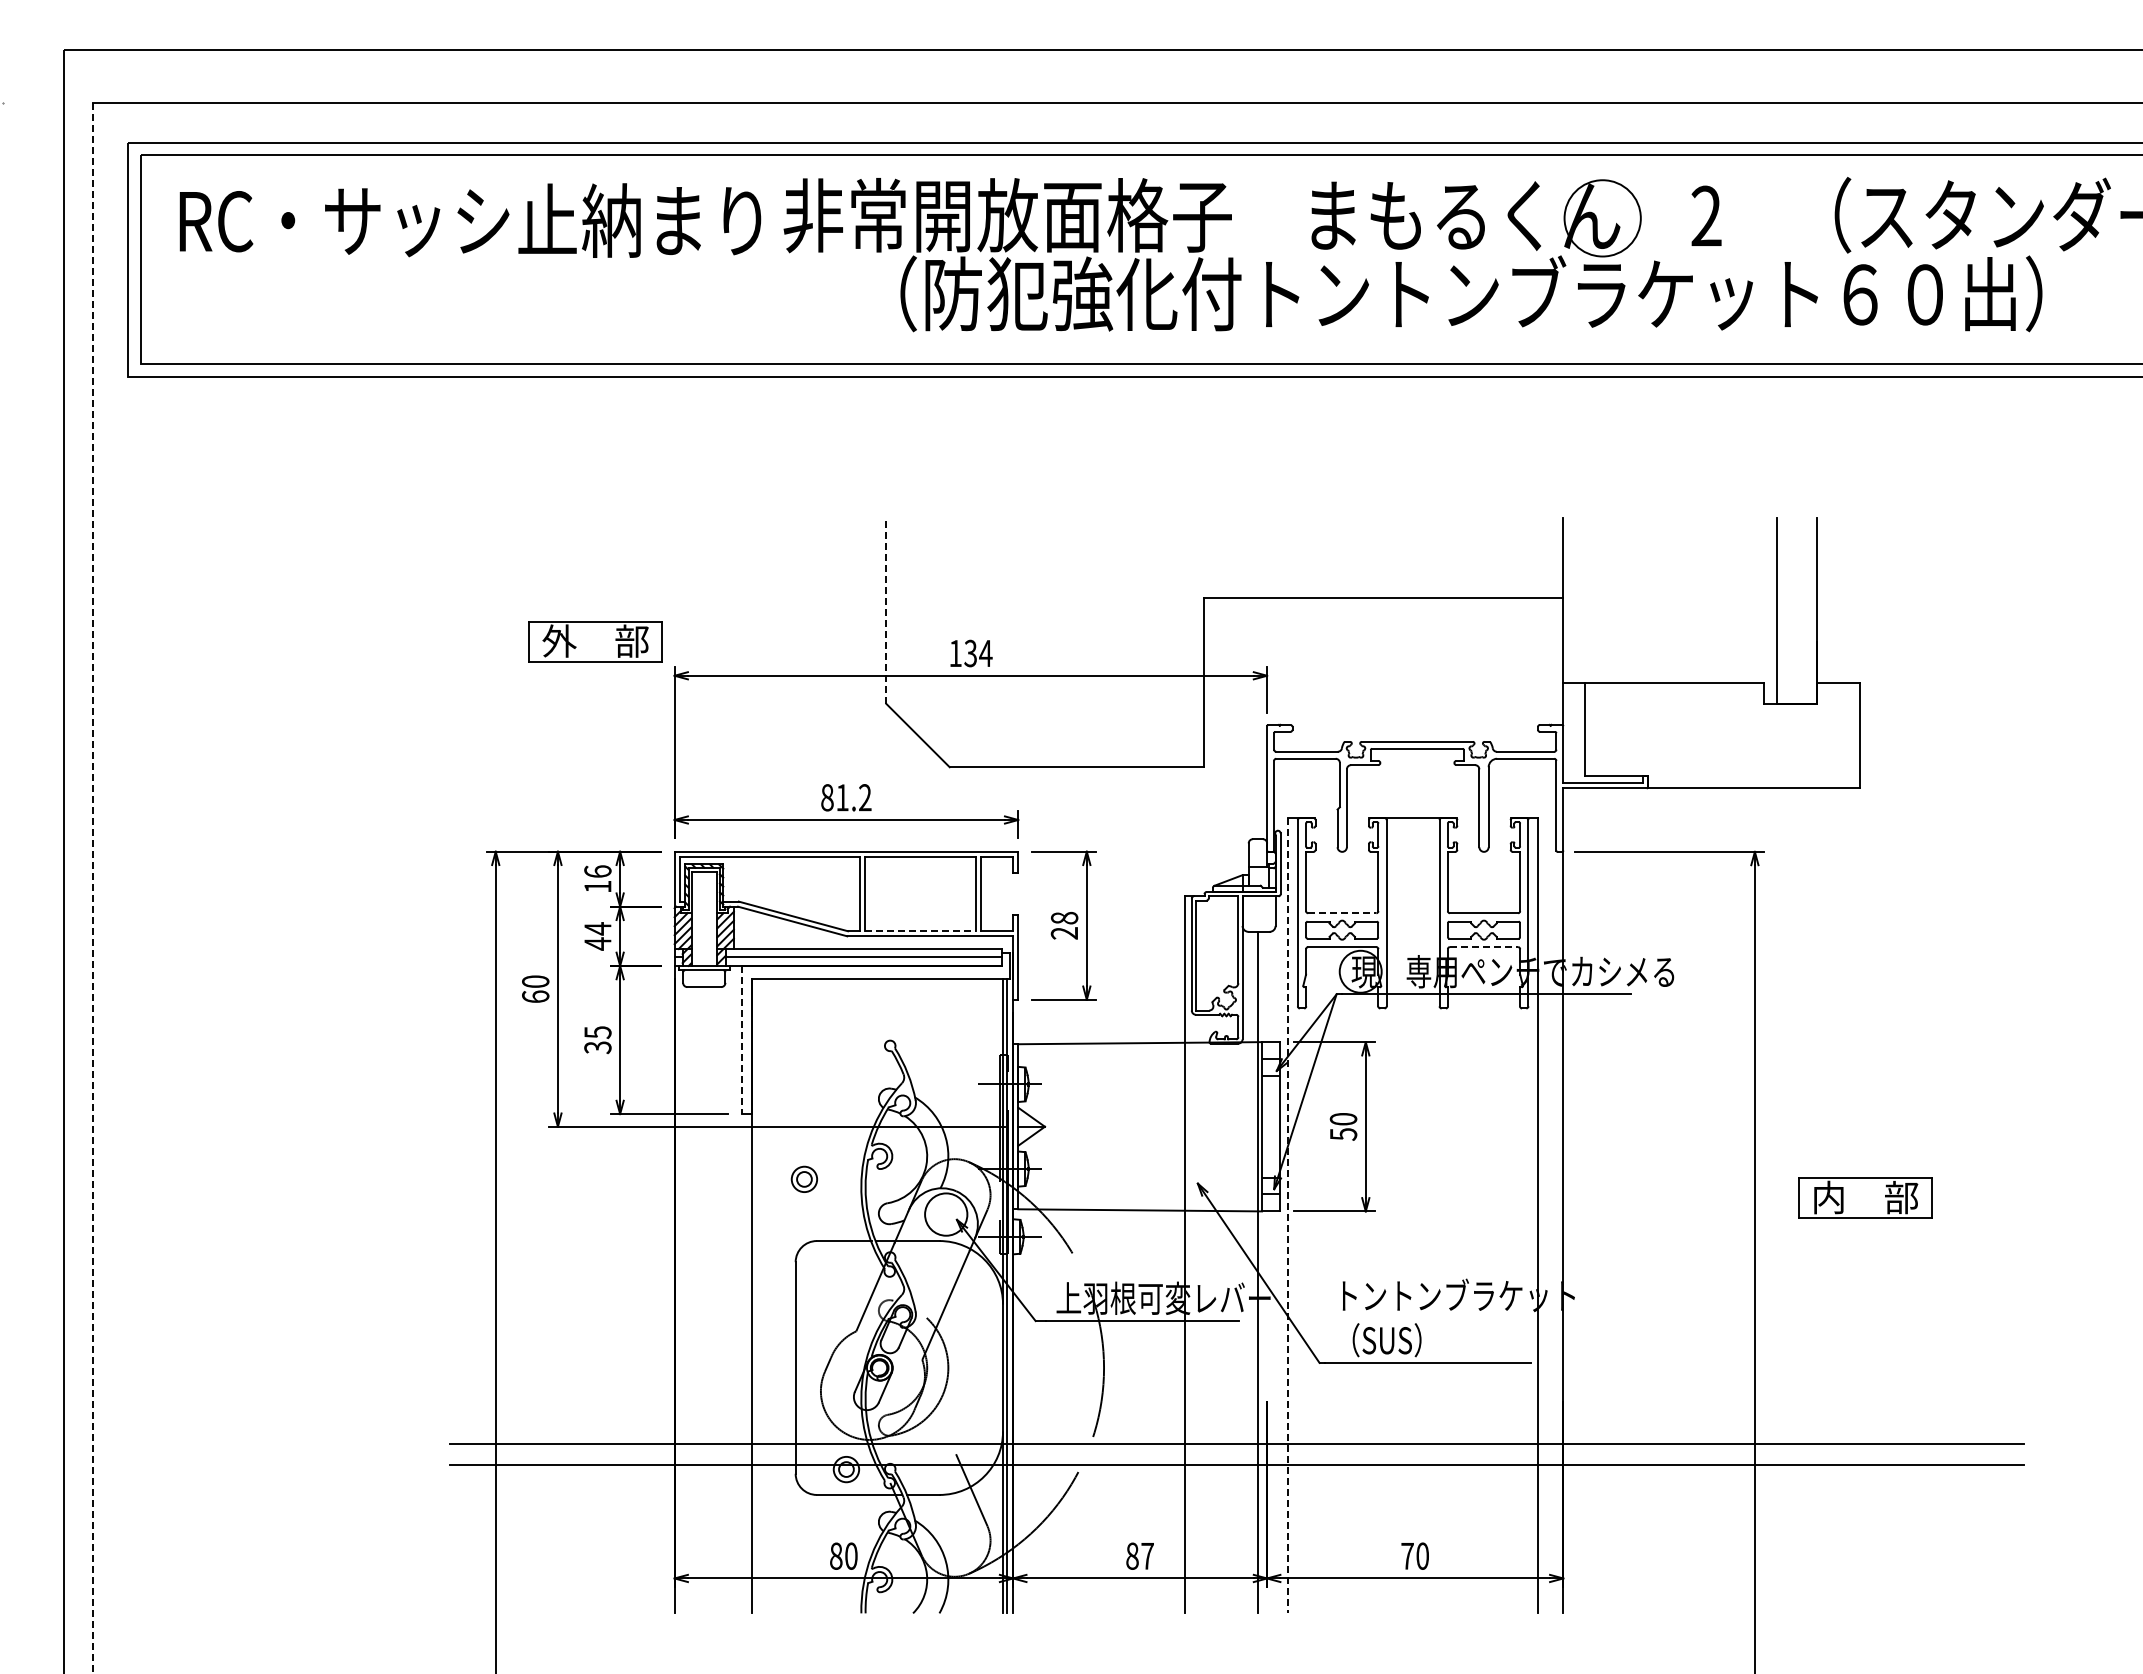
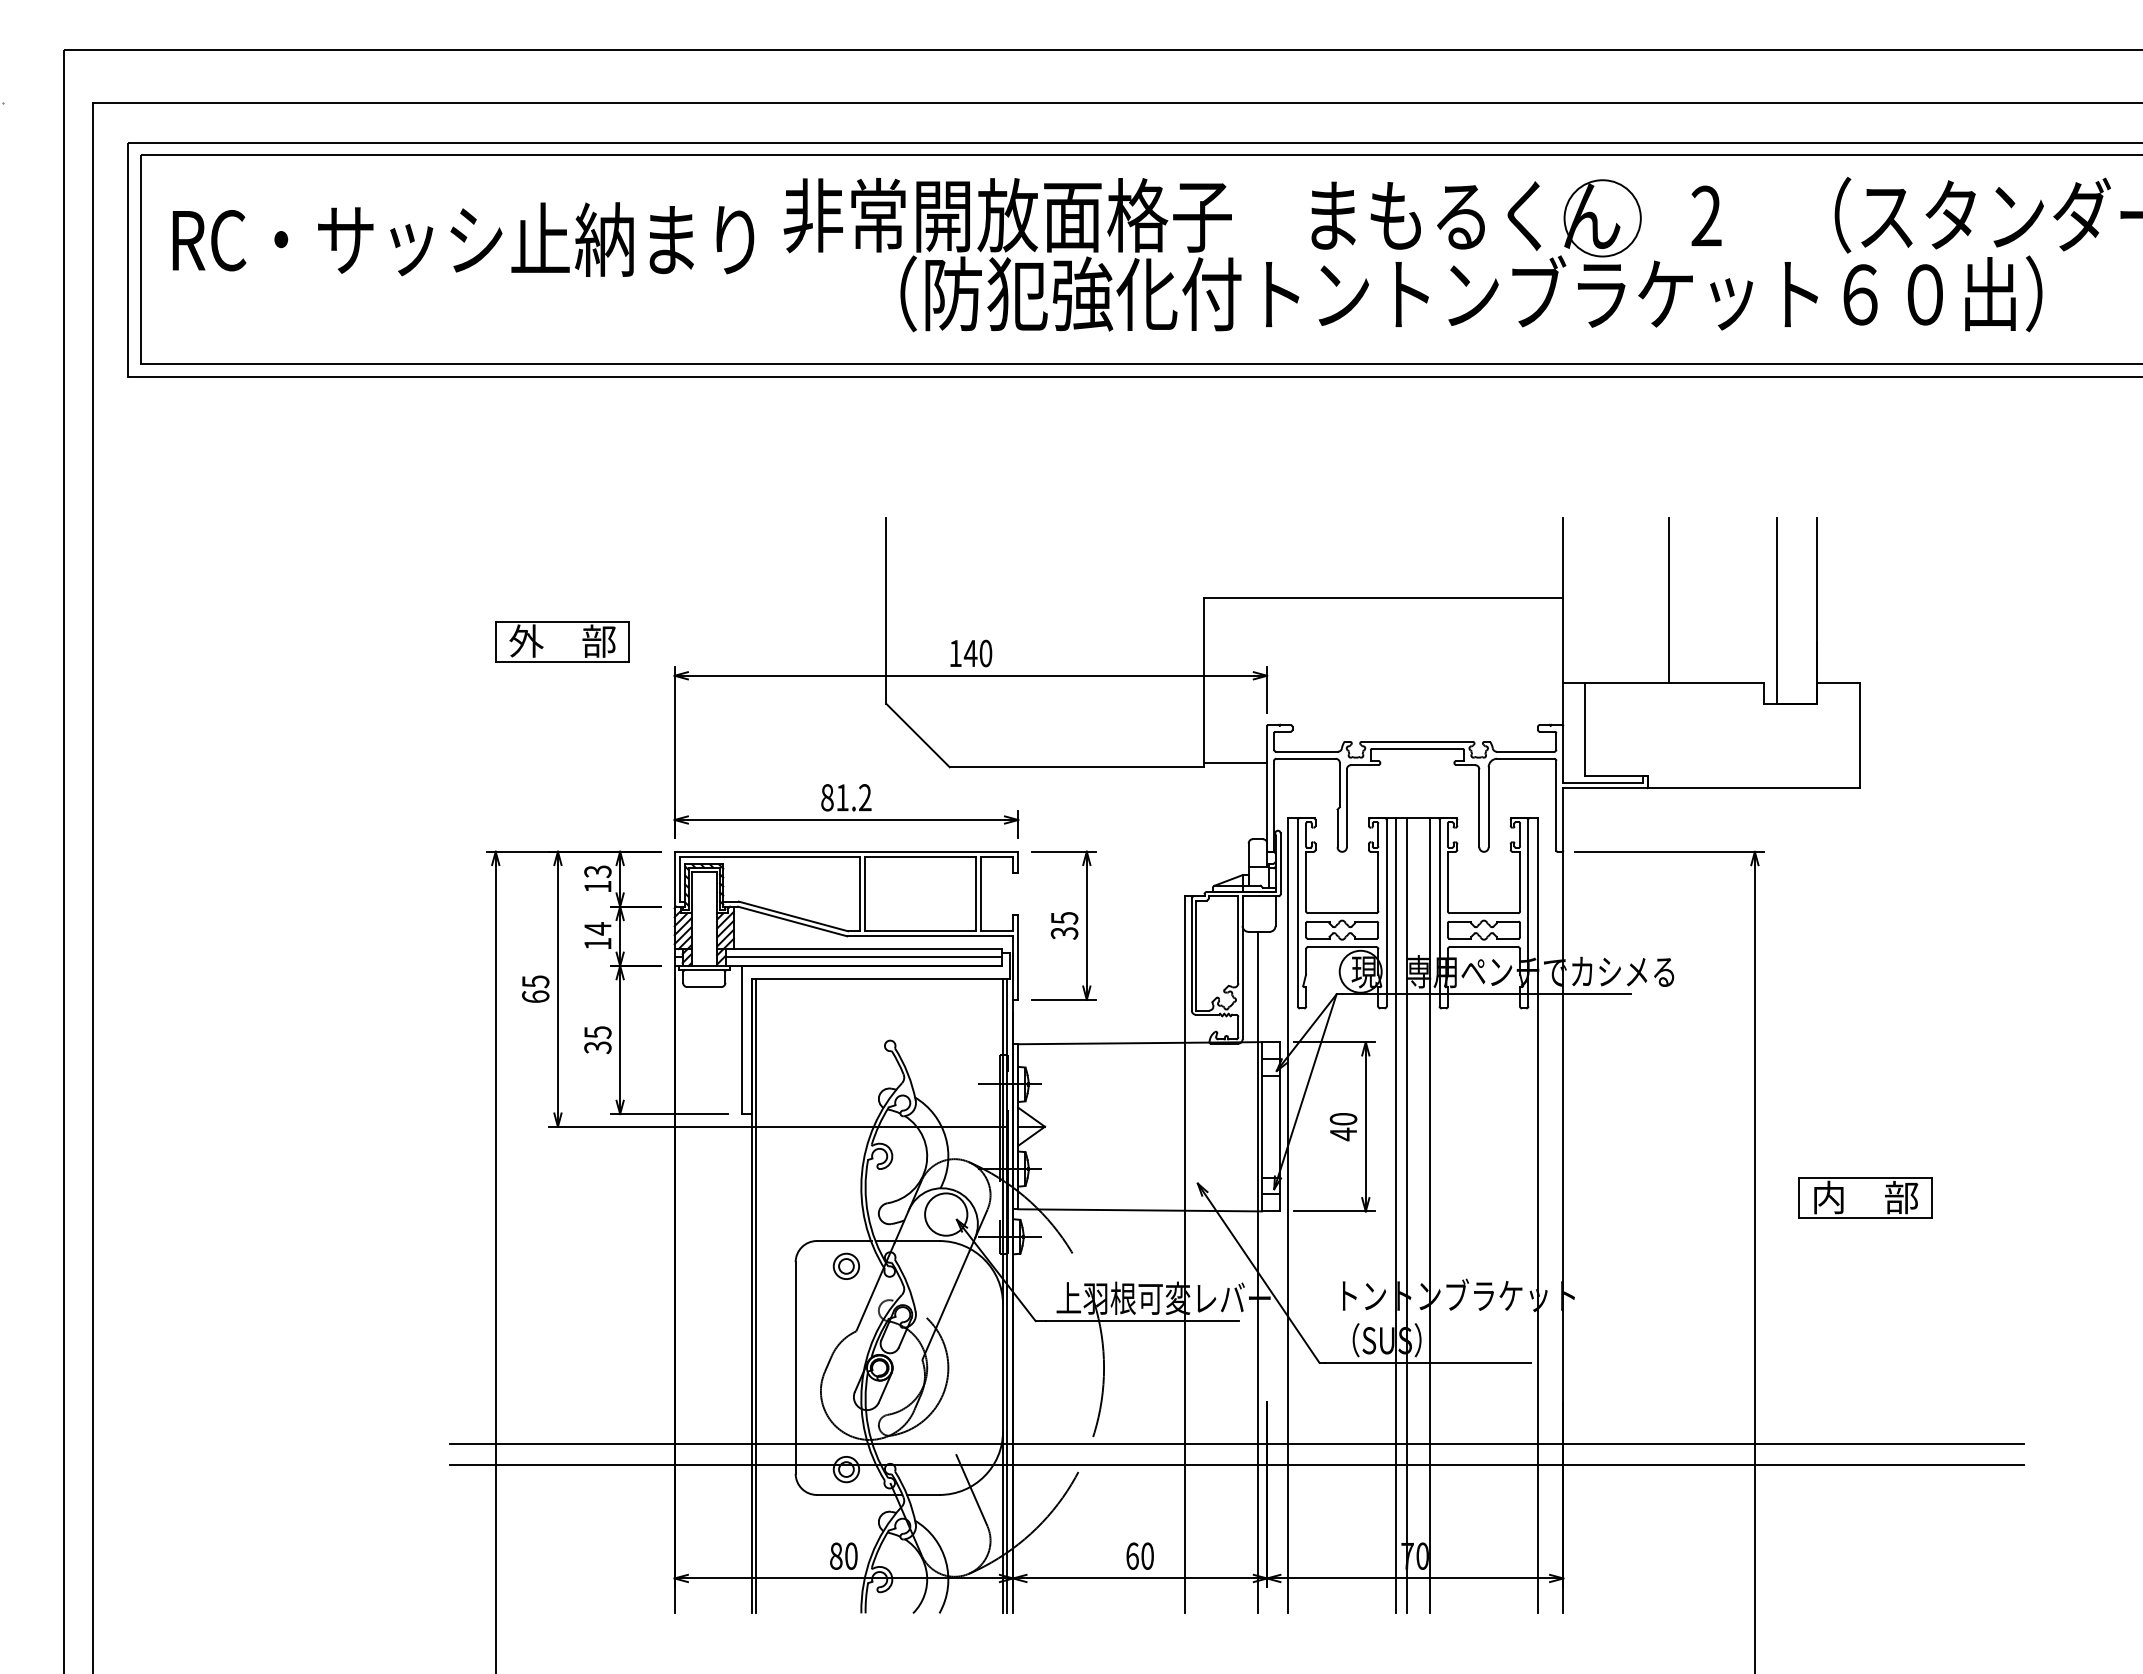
text position: (470, 220) -> (463, 239) (463, 239)
line: none -> present (1669, 600)
line: dashed -> solid (886, 610)
part position: (595, 641) -> (562, 641) (562, 641)
text: 134 -> 140 (977, 653)
line: none -> present (1235, 763)
text: 16 -> 13 (597, 871)
line: dashed -> solid (92, 888)
line: dashed -> solid (1342, 913)
text: 28 -> 35 (1064, 925)
line: dashed -> solid (920, 931)
text: 44 -> 14 (597, 943)
line: dashed -> solid (1484, 947)
text: 60 -> 65 (535, 981)
line: dashed -> solid (741, 1040)
text: 50 -> 40 (1343, 1134)
part position: (803, 1178) -> (845, 1265) (845, 1265)
line: dashed -> solid (1288, 1215)
line: none -> present (1396, 1215)
line: none -> present (1406, 1215)
line: none -> present (1430, 1215)
line: none -> present (756, 1295)
text: 87 -> 60 (1139, 1555)
